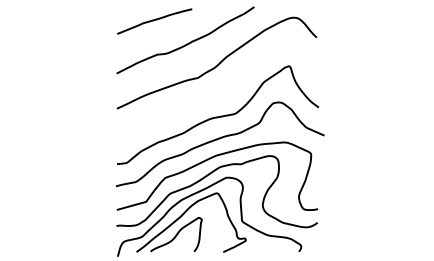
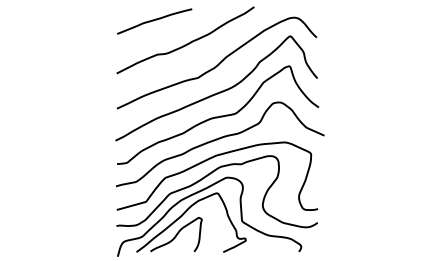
curve: none -> present (217, 92)
